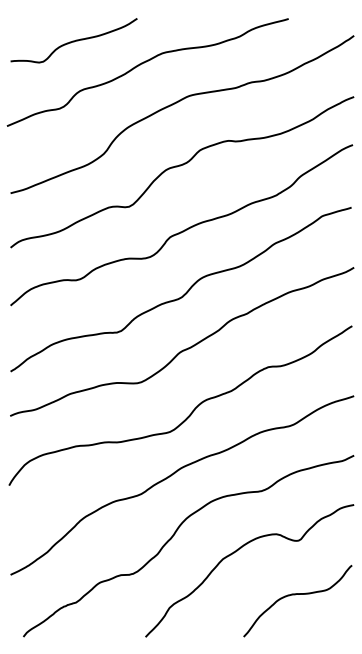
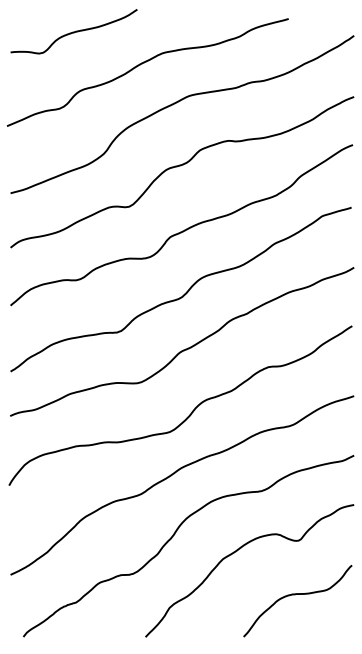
curve position: (73, 40) -> (73, 31) (73, 31)
